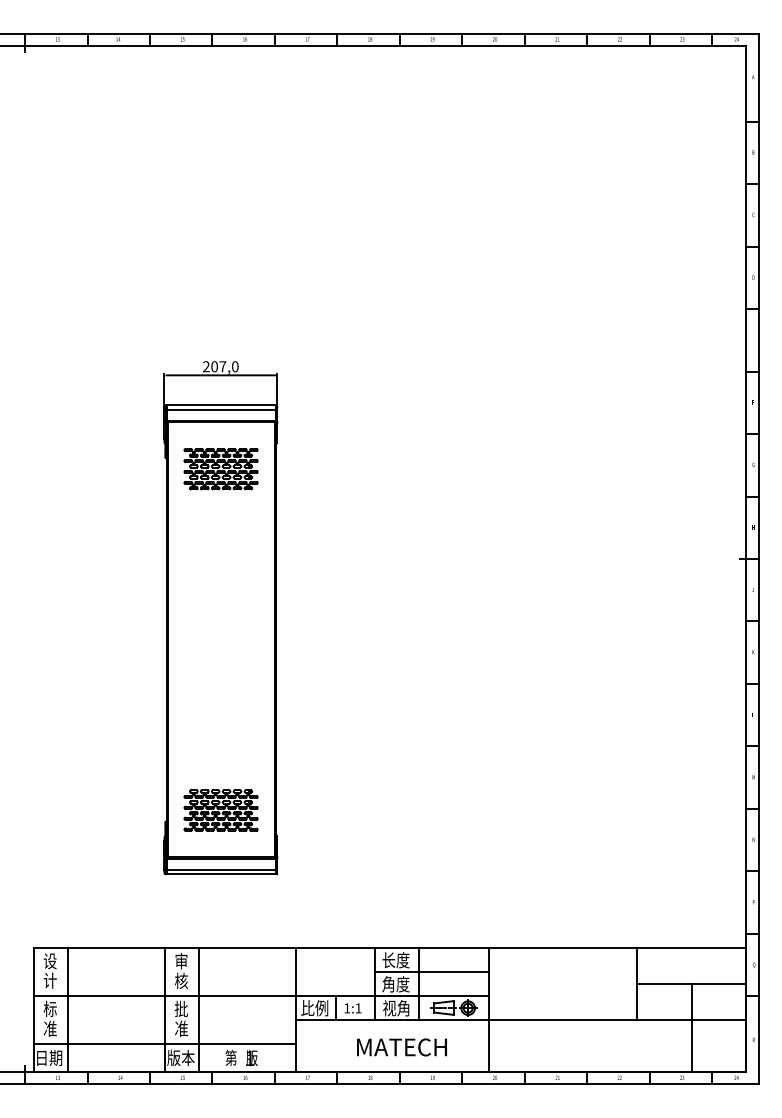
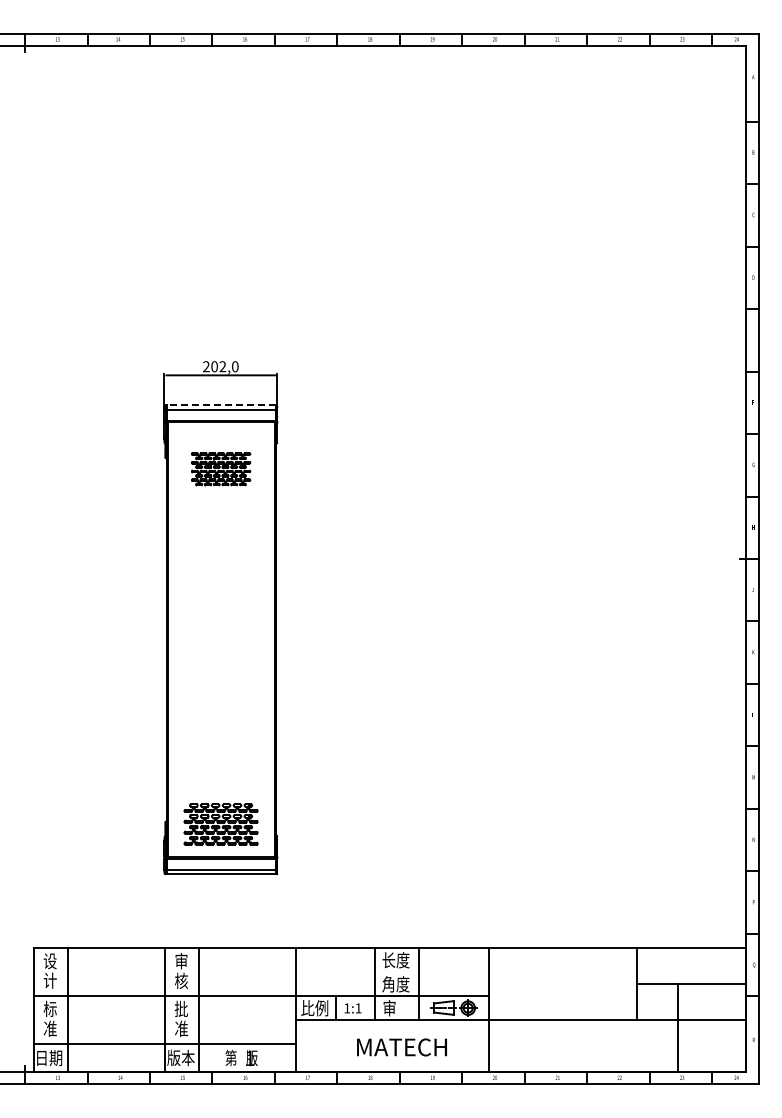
text: 207,0 -> 202,0 (222, 366)
line: solid -> dashed (221, 405)
part size: 76x43 px -> 61x35 px (221, 469)
part position: (220, 810) -> (220, 824) (220, 824)
line: present -> none (431, 972)
text: 视角 -> 审 (396, 1008)
line position: (691, 1027) -> (677, 1027) (677, 1027)
